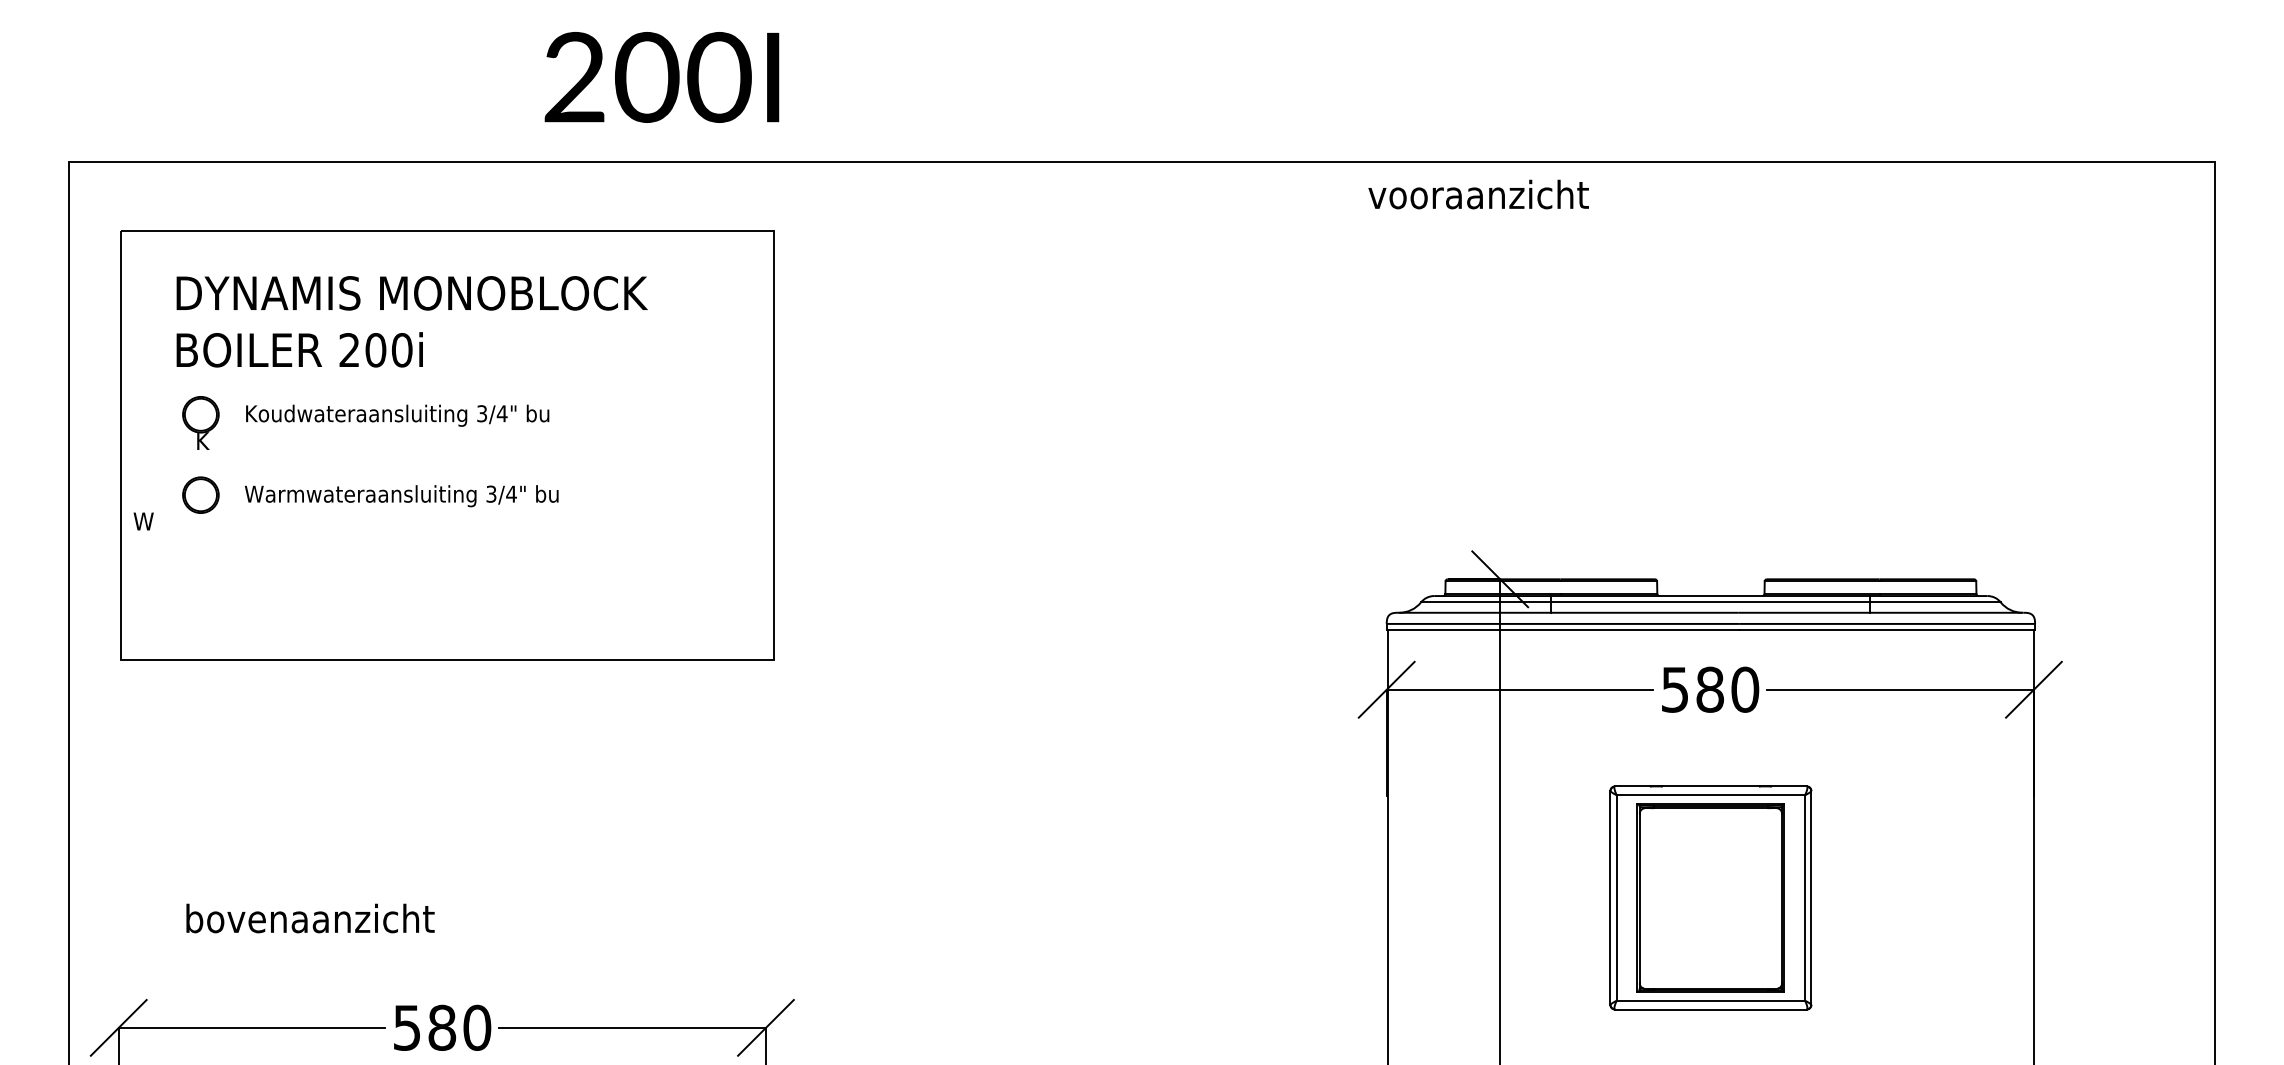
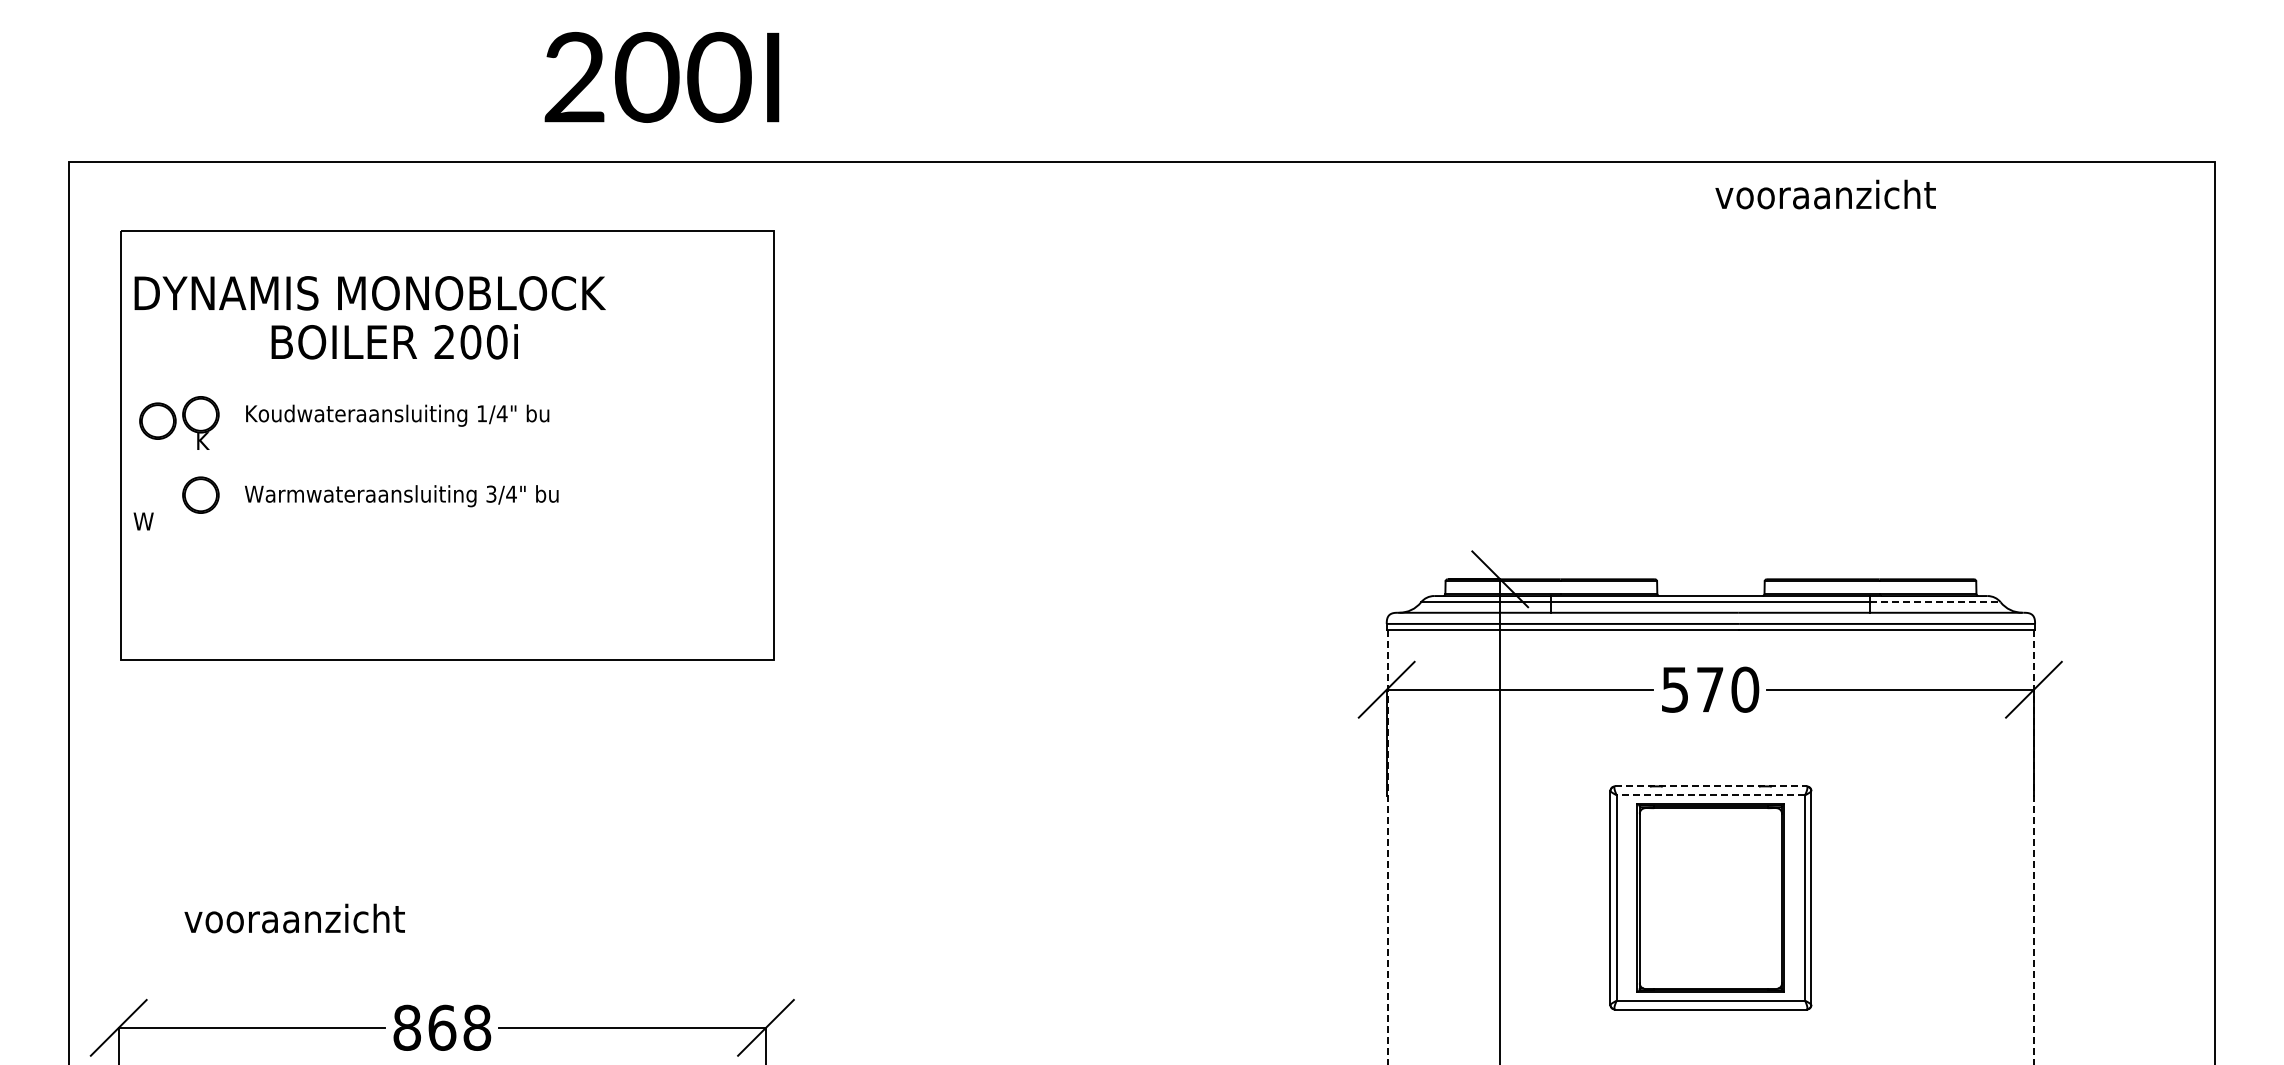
text position: (1478, 194) -> (1825, 194) (1825, 194)
text position: (411, 293) -> (369, 293) (369, 293)
text position: (299, 349) -> (394, 341) (394, 341)
text: 3/4" -> 1/4" (482, 413)
part: none -> present (157, 420)
line: solid -> dashed (1936, 602)
text: 580 -> 570 (1710, 689)
line: solid -> dashed (1710, 786)
line: solid -> dashed (1710, 795)
line: solid -> dashed (2033, 846)
line: solid -> dashed (1387, 847)
text: bovenaanzicht -> vooraanzicht (309, 918)
text: 580 -> 868 (442, 1027)
